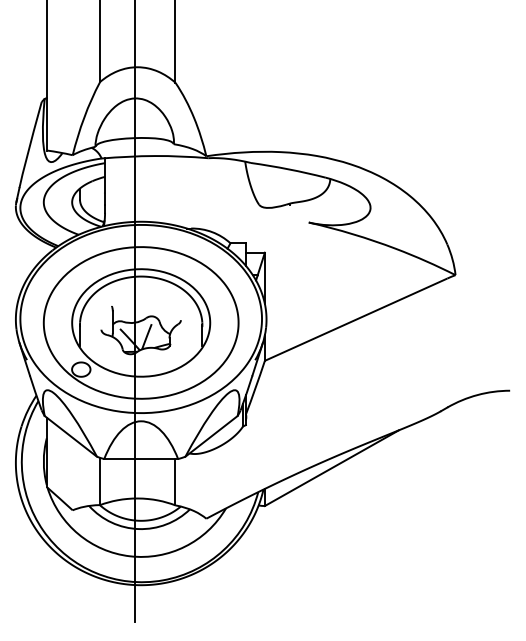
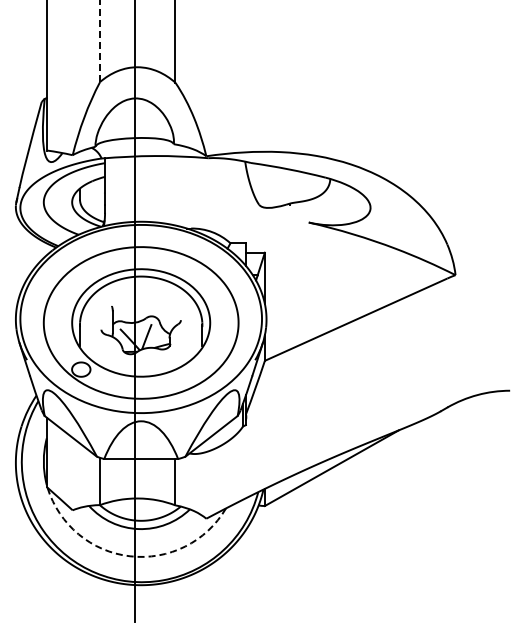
line: solid -> dashed (100, 41)
arc: solid -> dashed (130, 556)
